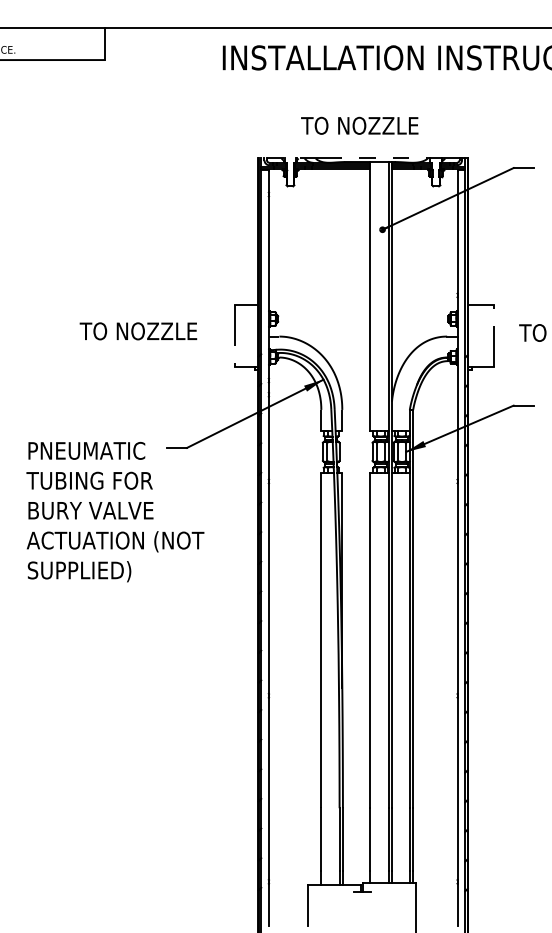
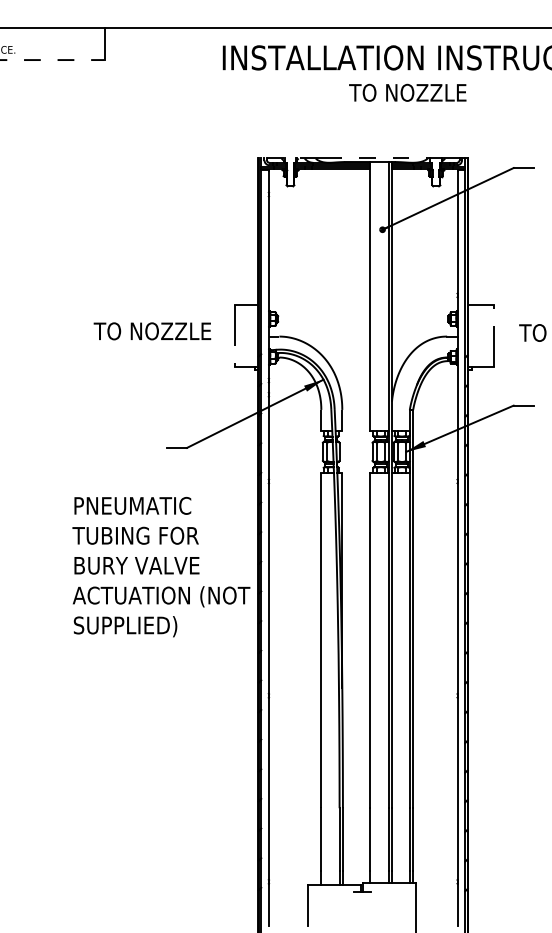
line: solid -> dashed (52, 60)
text position: (359, 125) -> (407, 92) (407, 92)
text position: (138, 331) -> (152, 331) (152, 331)
text position: (115, 511) -> (161, 566) (161, 566)
